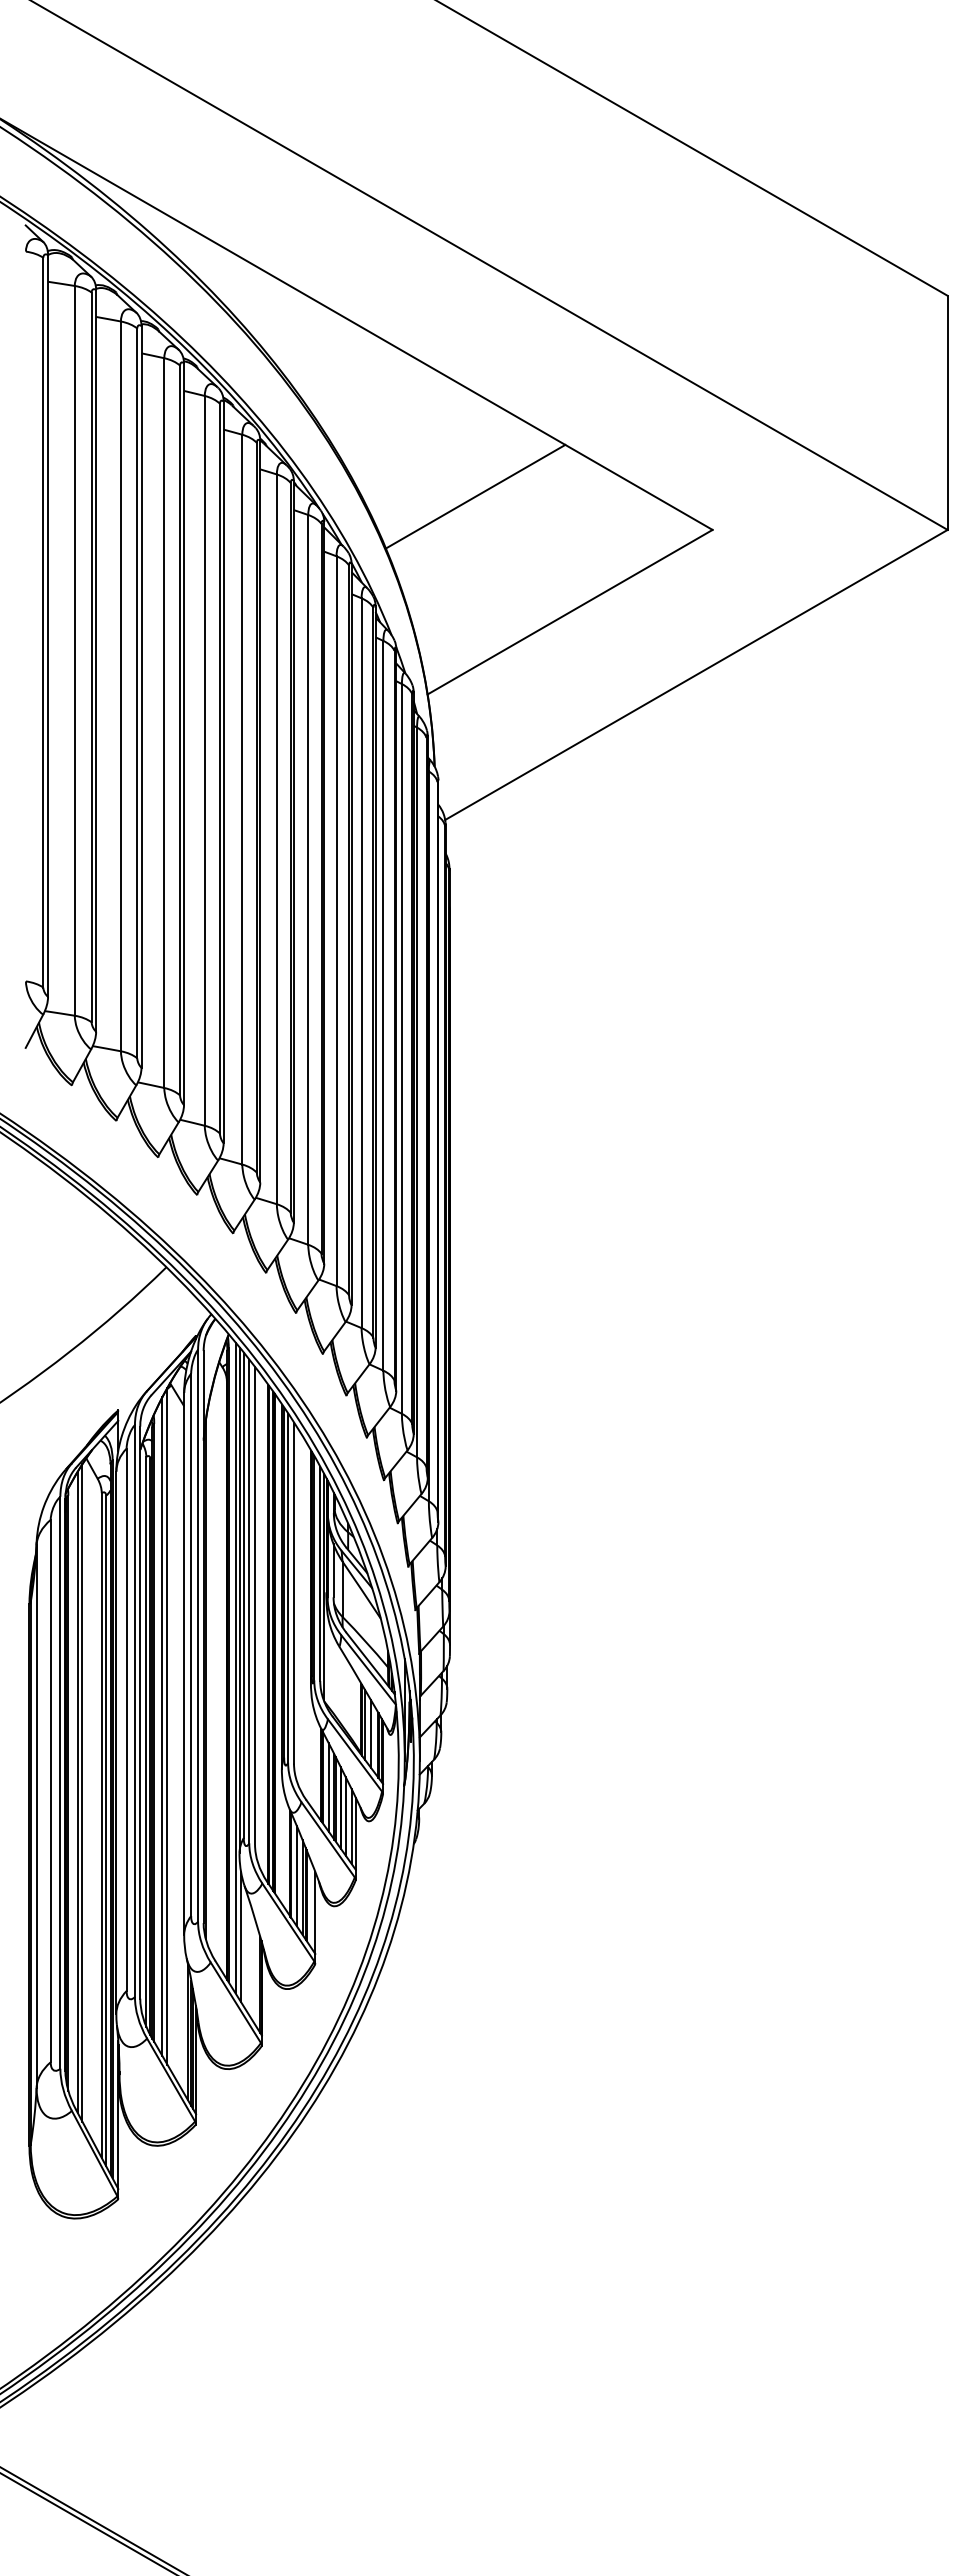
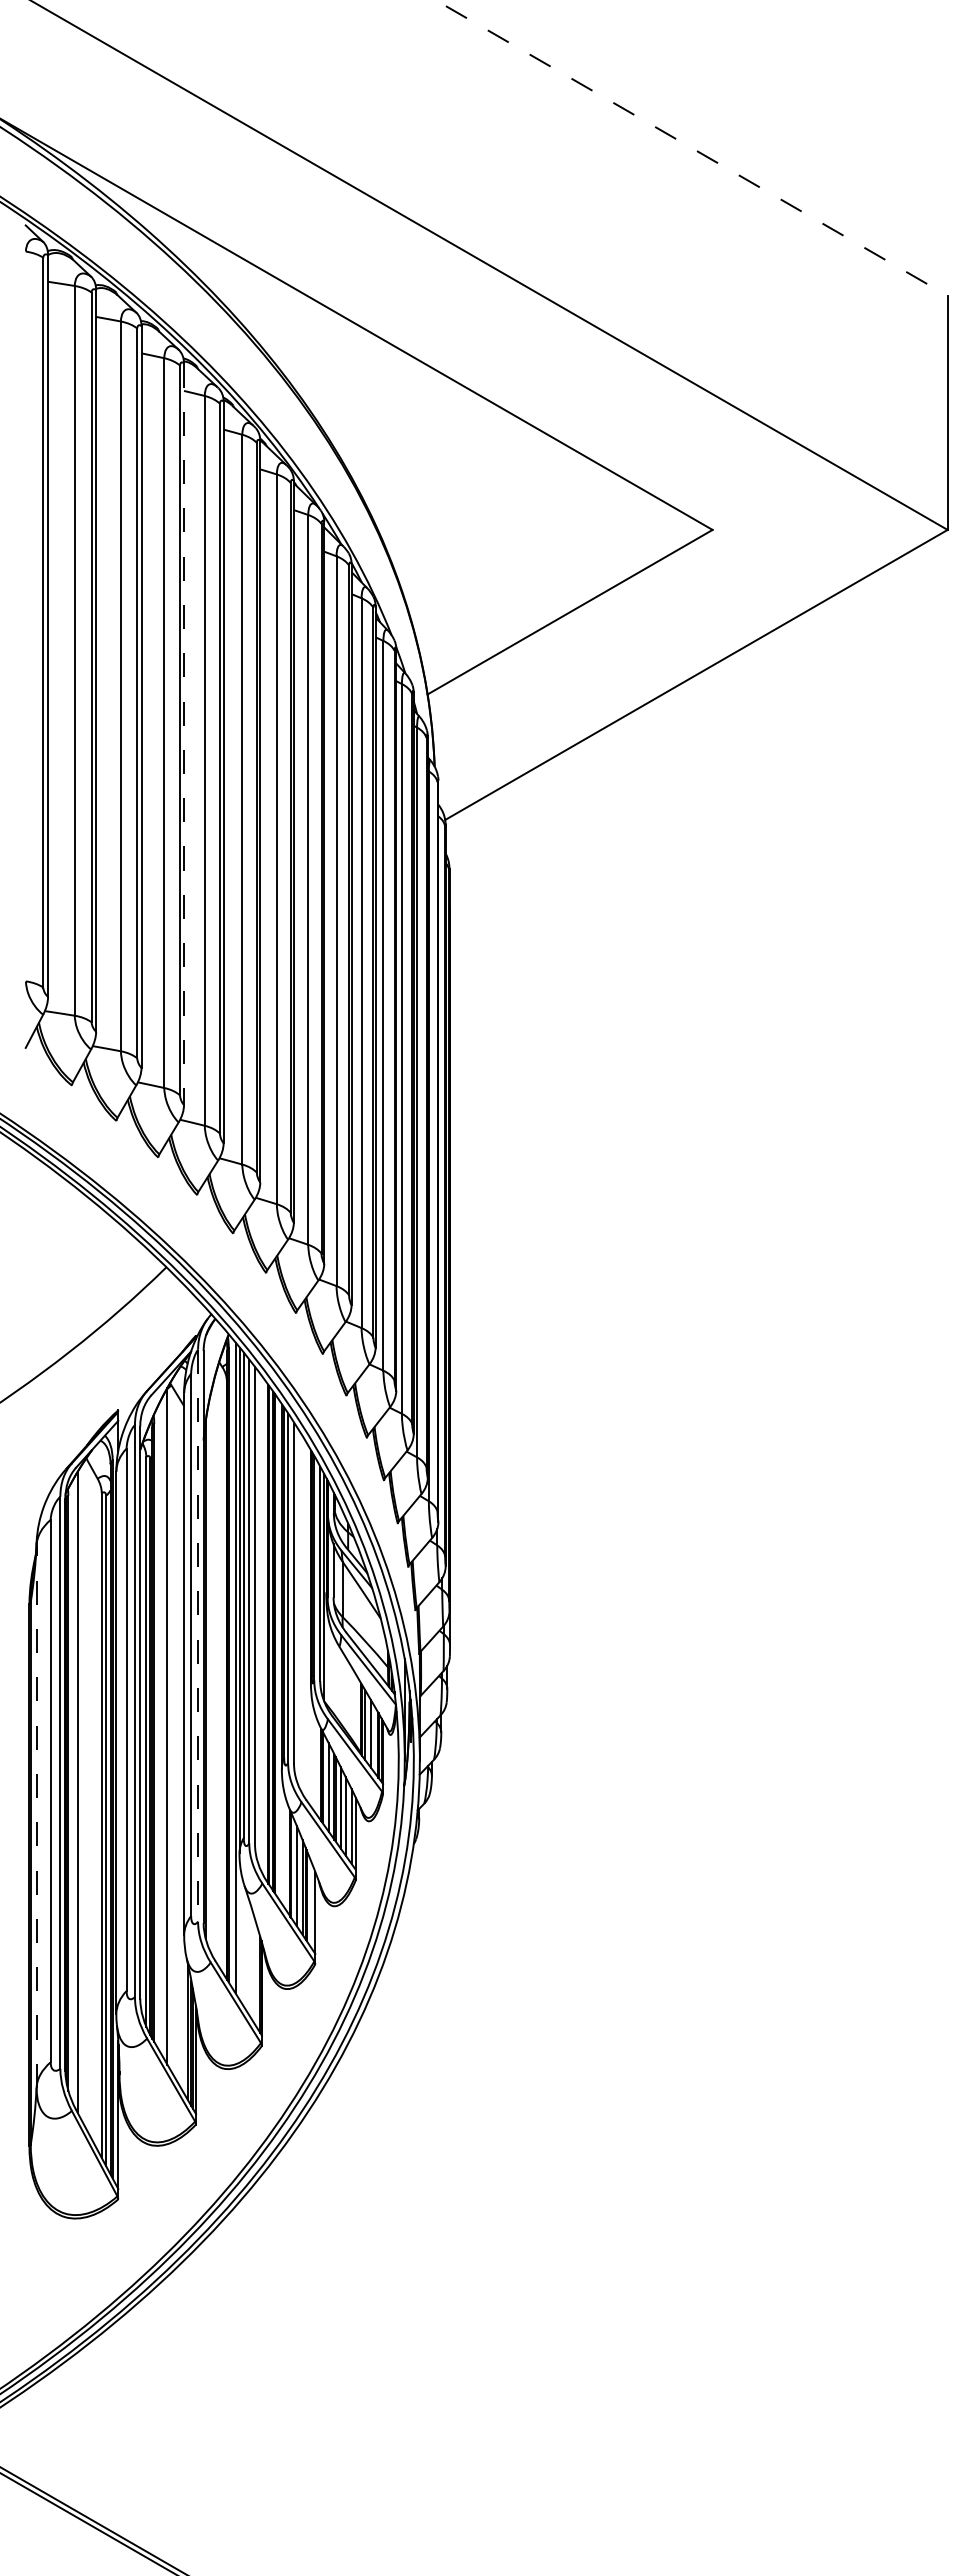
line: solid -> dashed (692, 148)
line: present -> none (475, 496)
line: solid -> dashed (184, 734)
line: solid -> dashed (198, 1636)
line: present -> none (162, 1726)
line: present -> none (82, 1792)
line: solid -> dashed (36, 1816)
line: present -> none (241, 1936)
